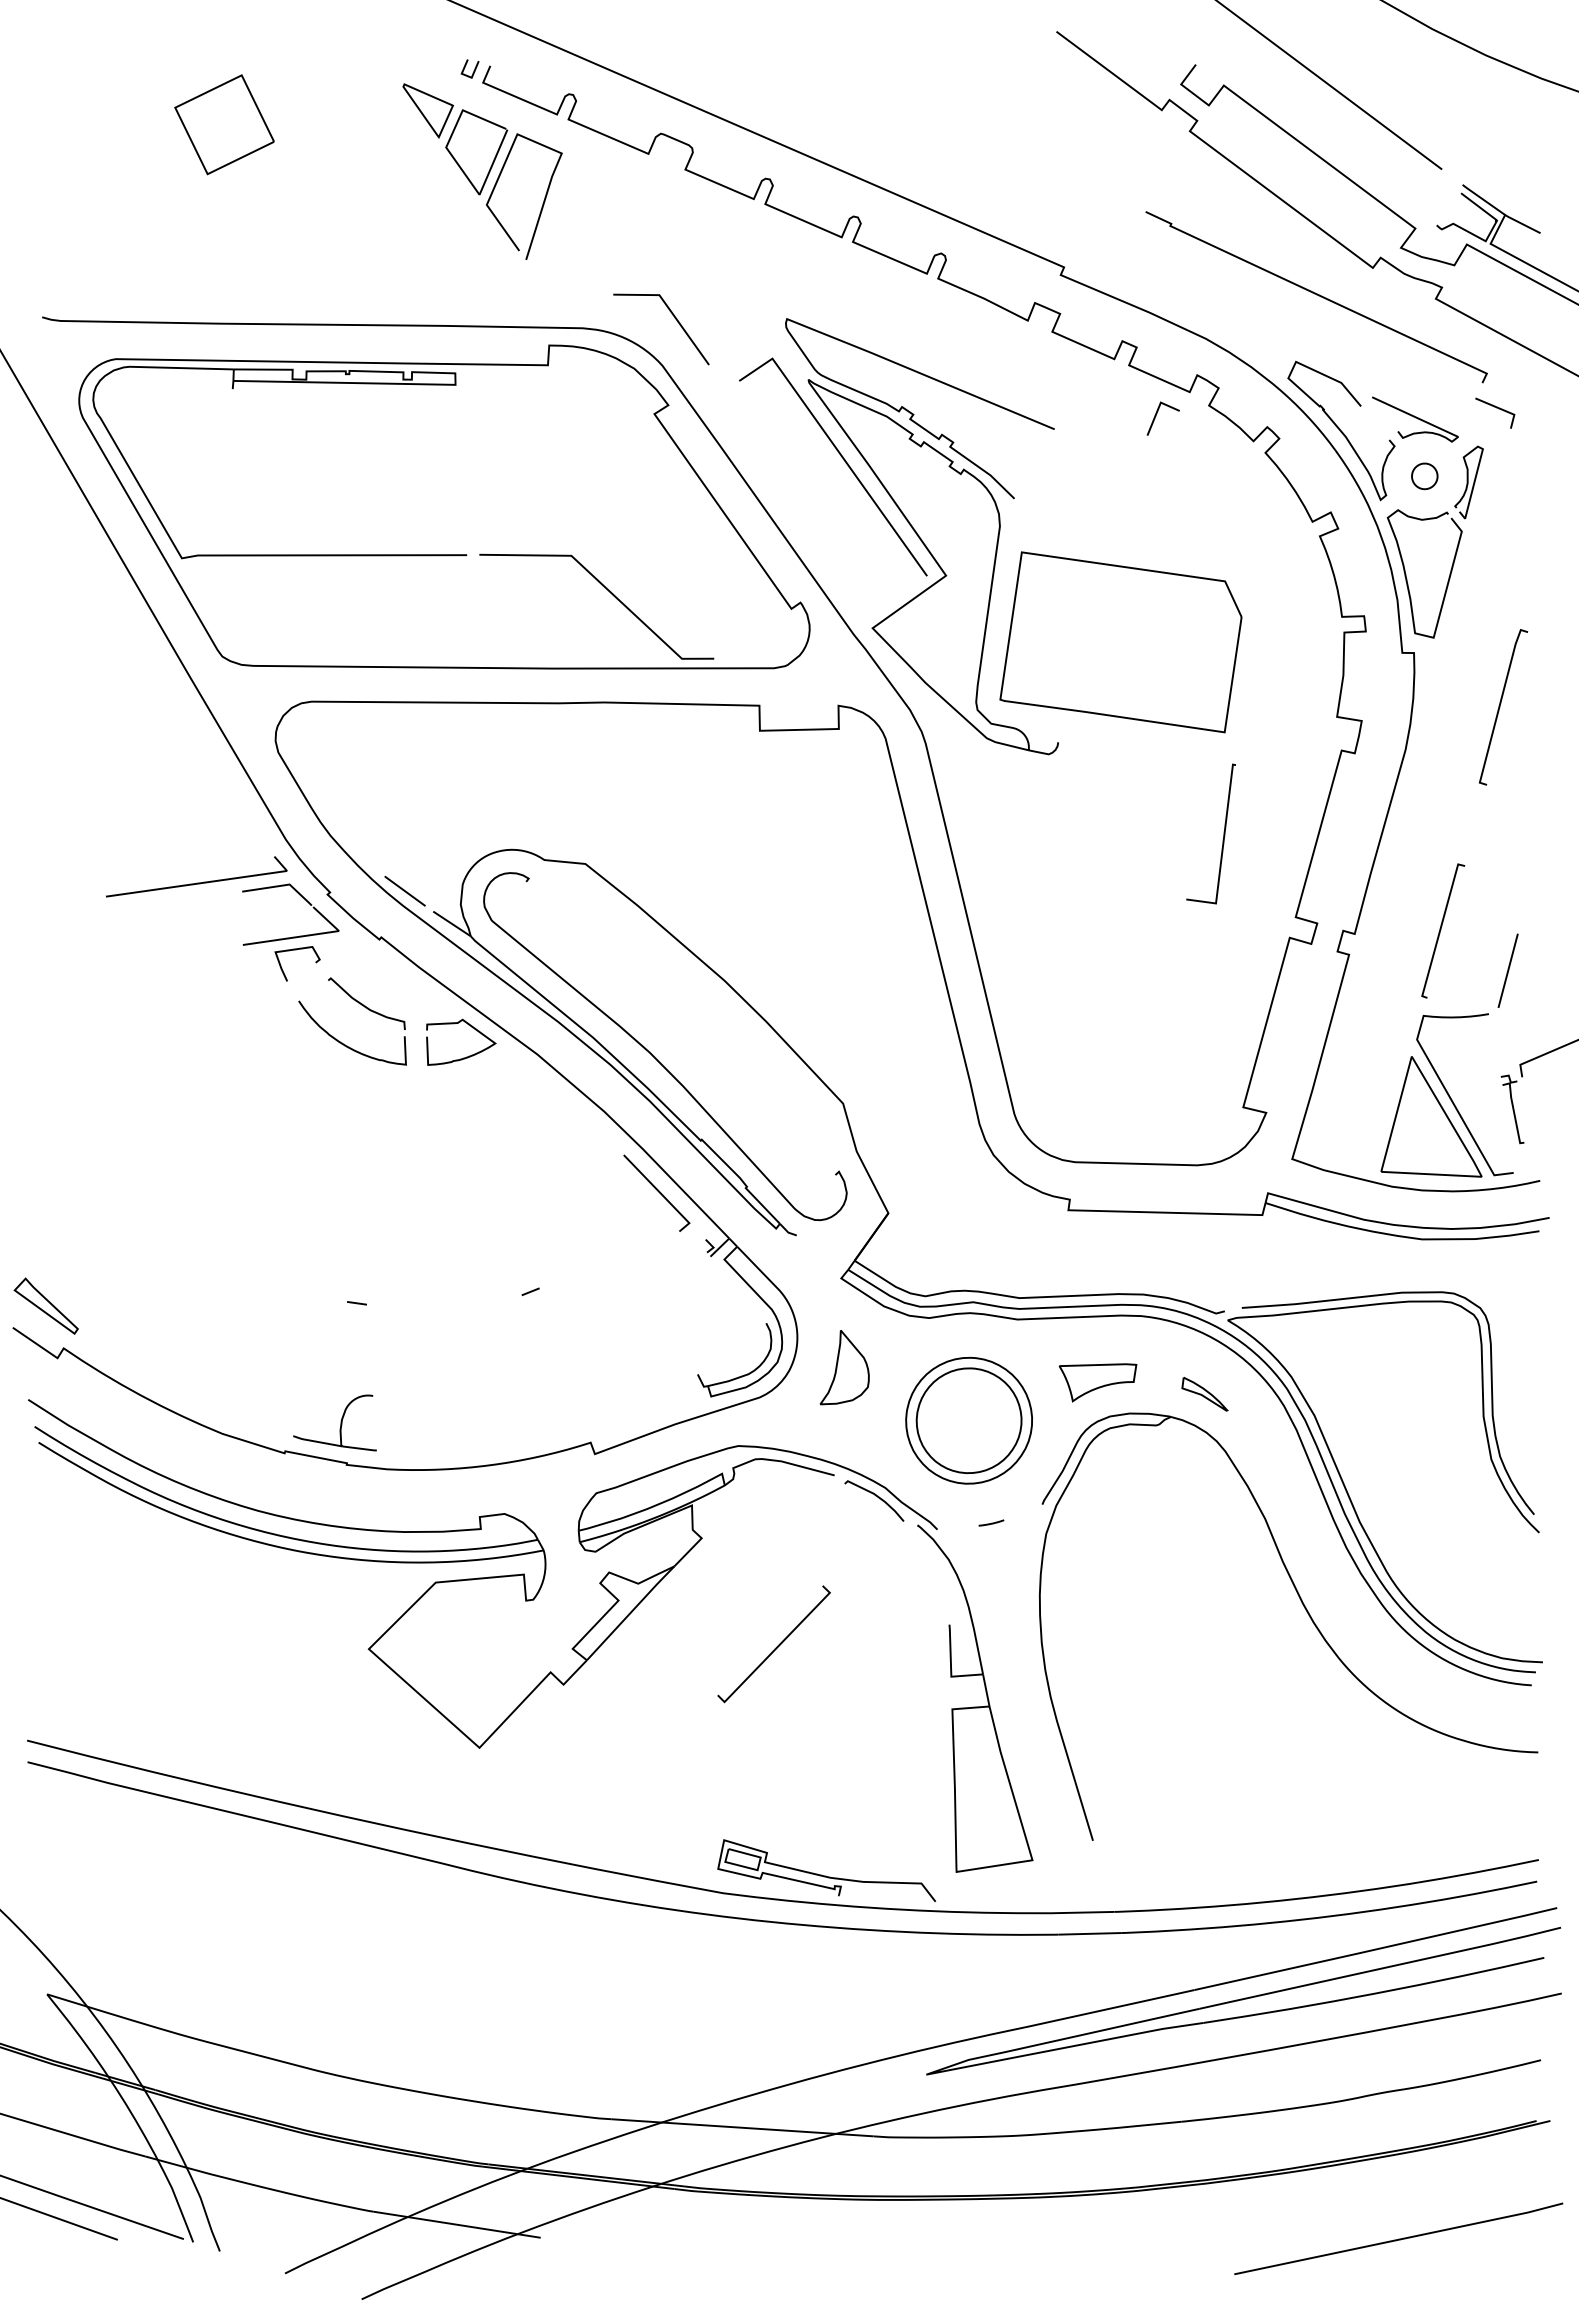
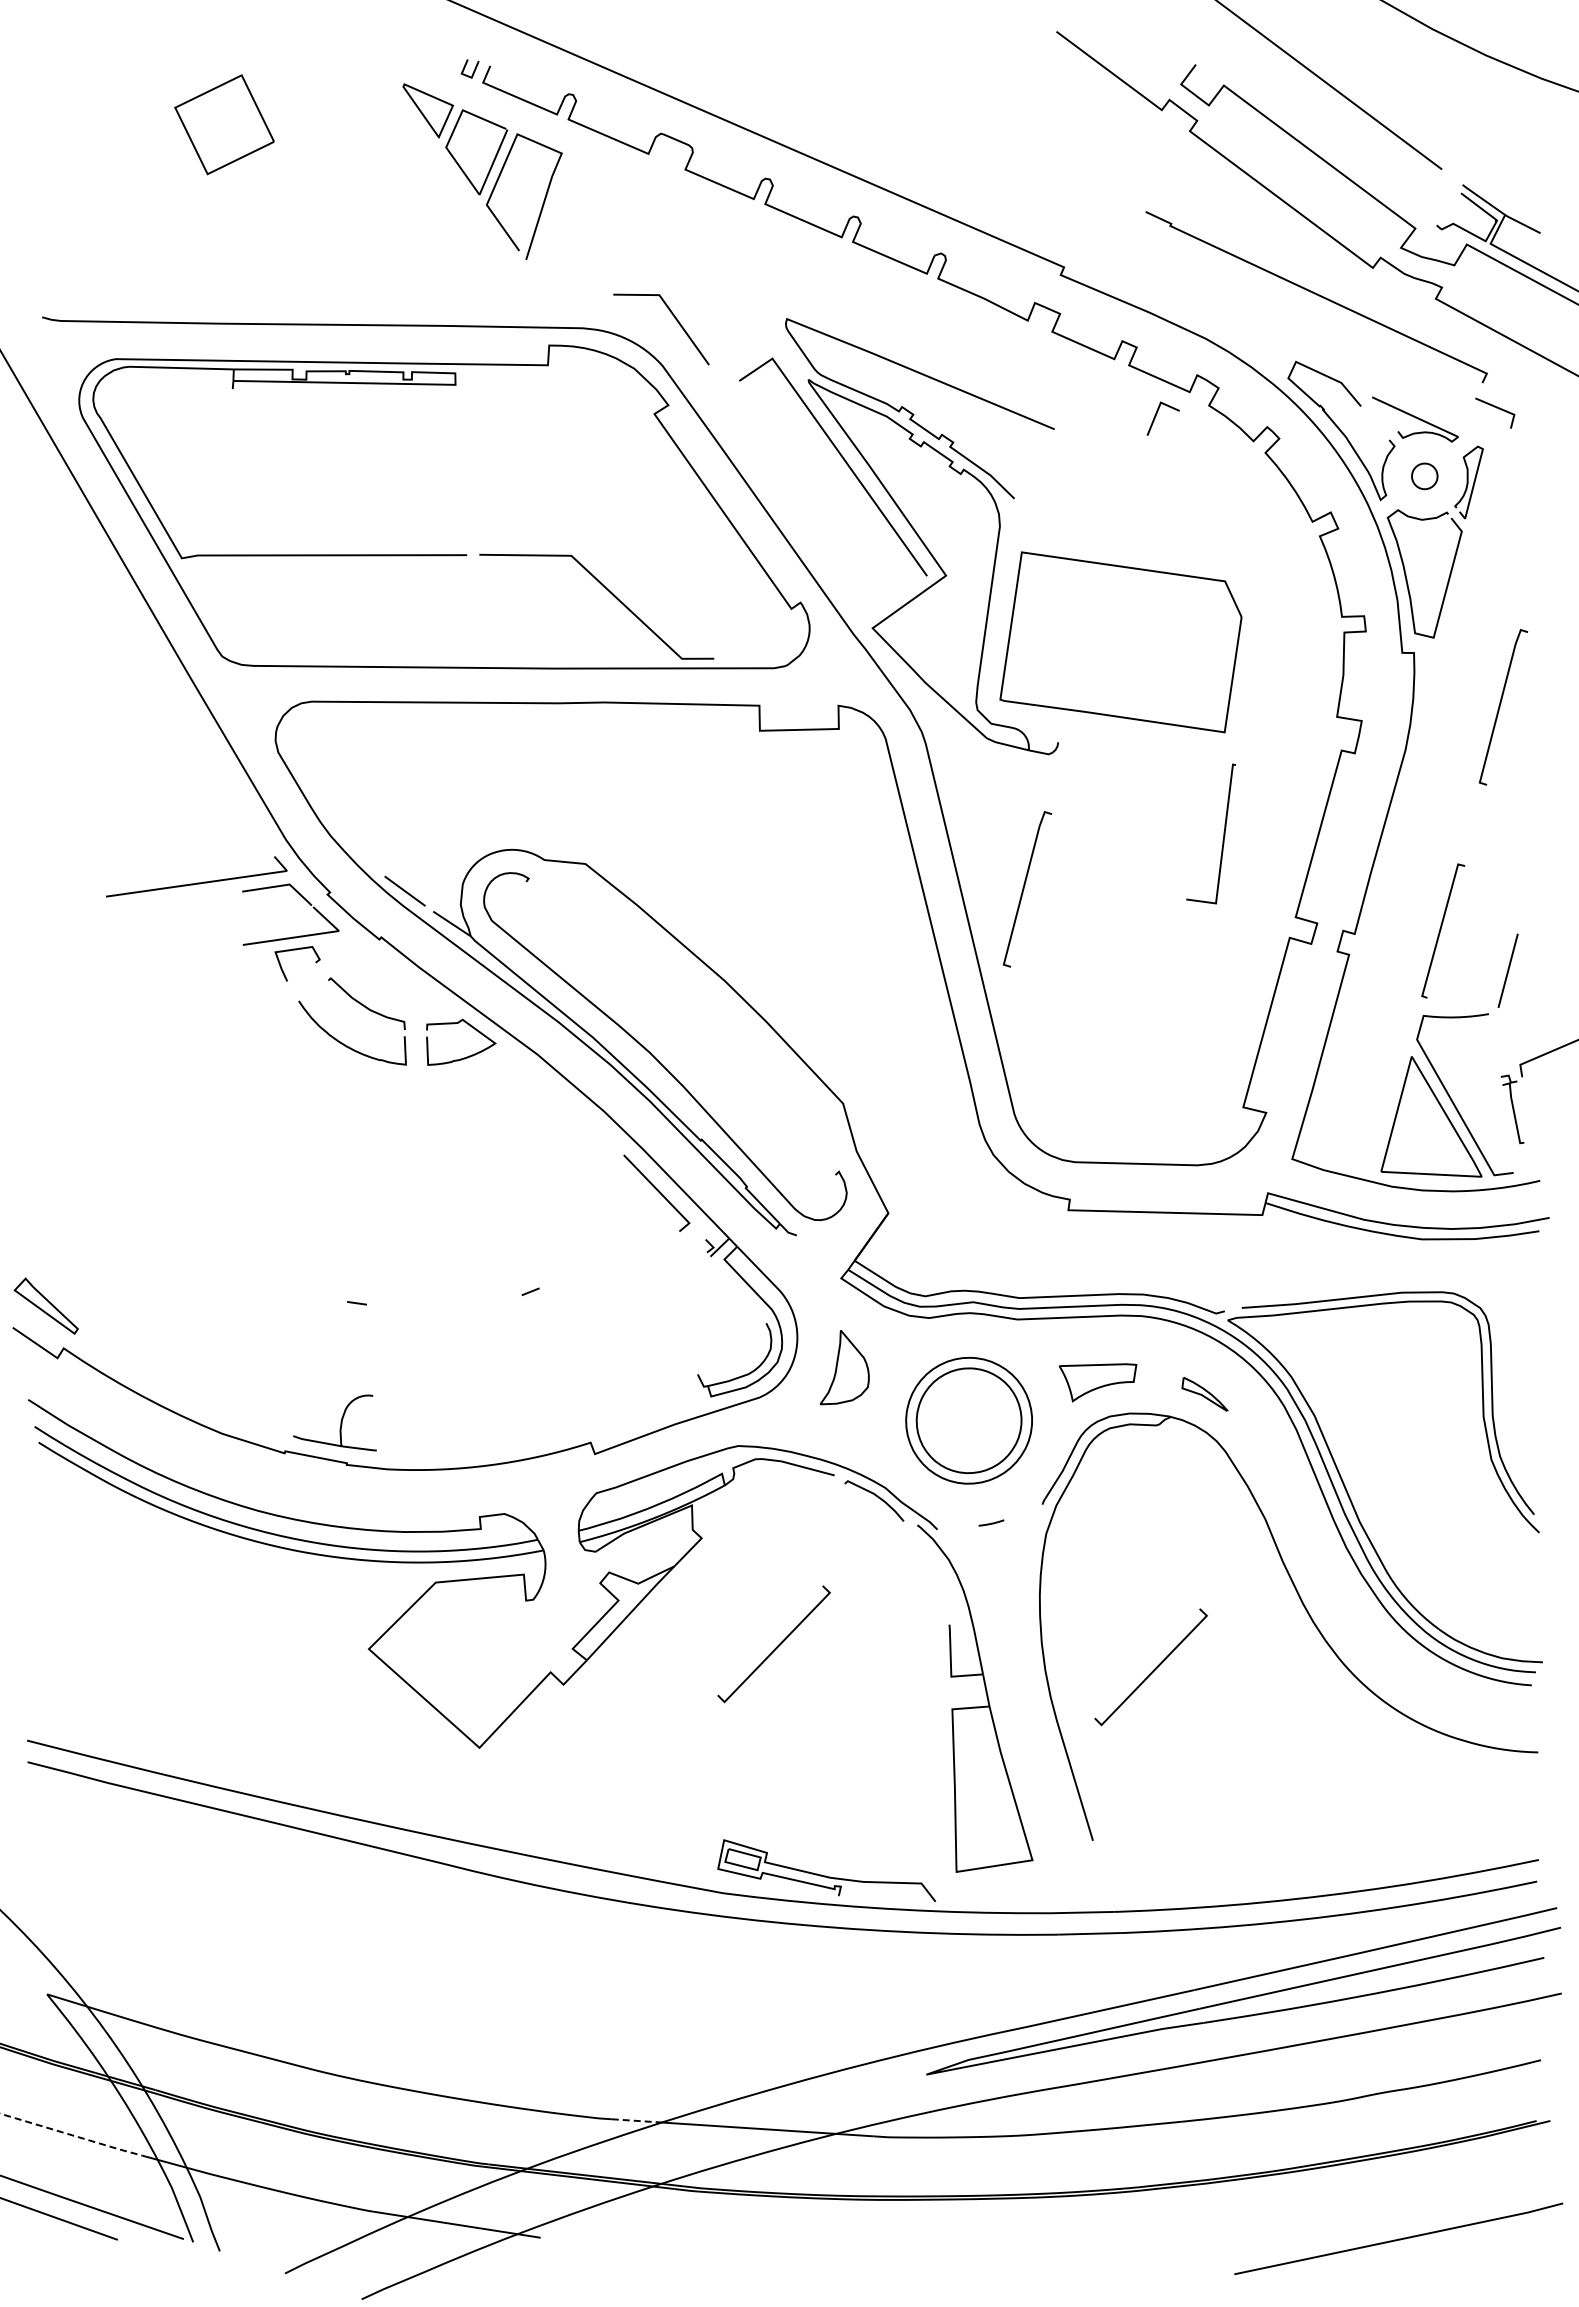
line: none -> present (1024, 889)
curve: none -> present (1153, 1669)
line: solid -> dashed (637, 2120)
line: solid -> dashed (74, 2135)
